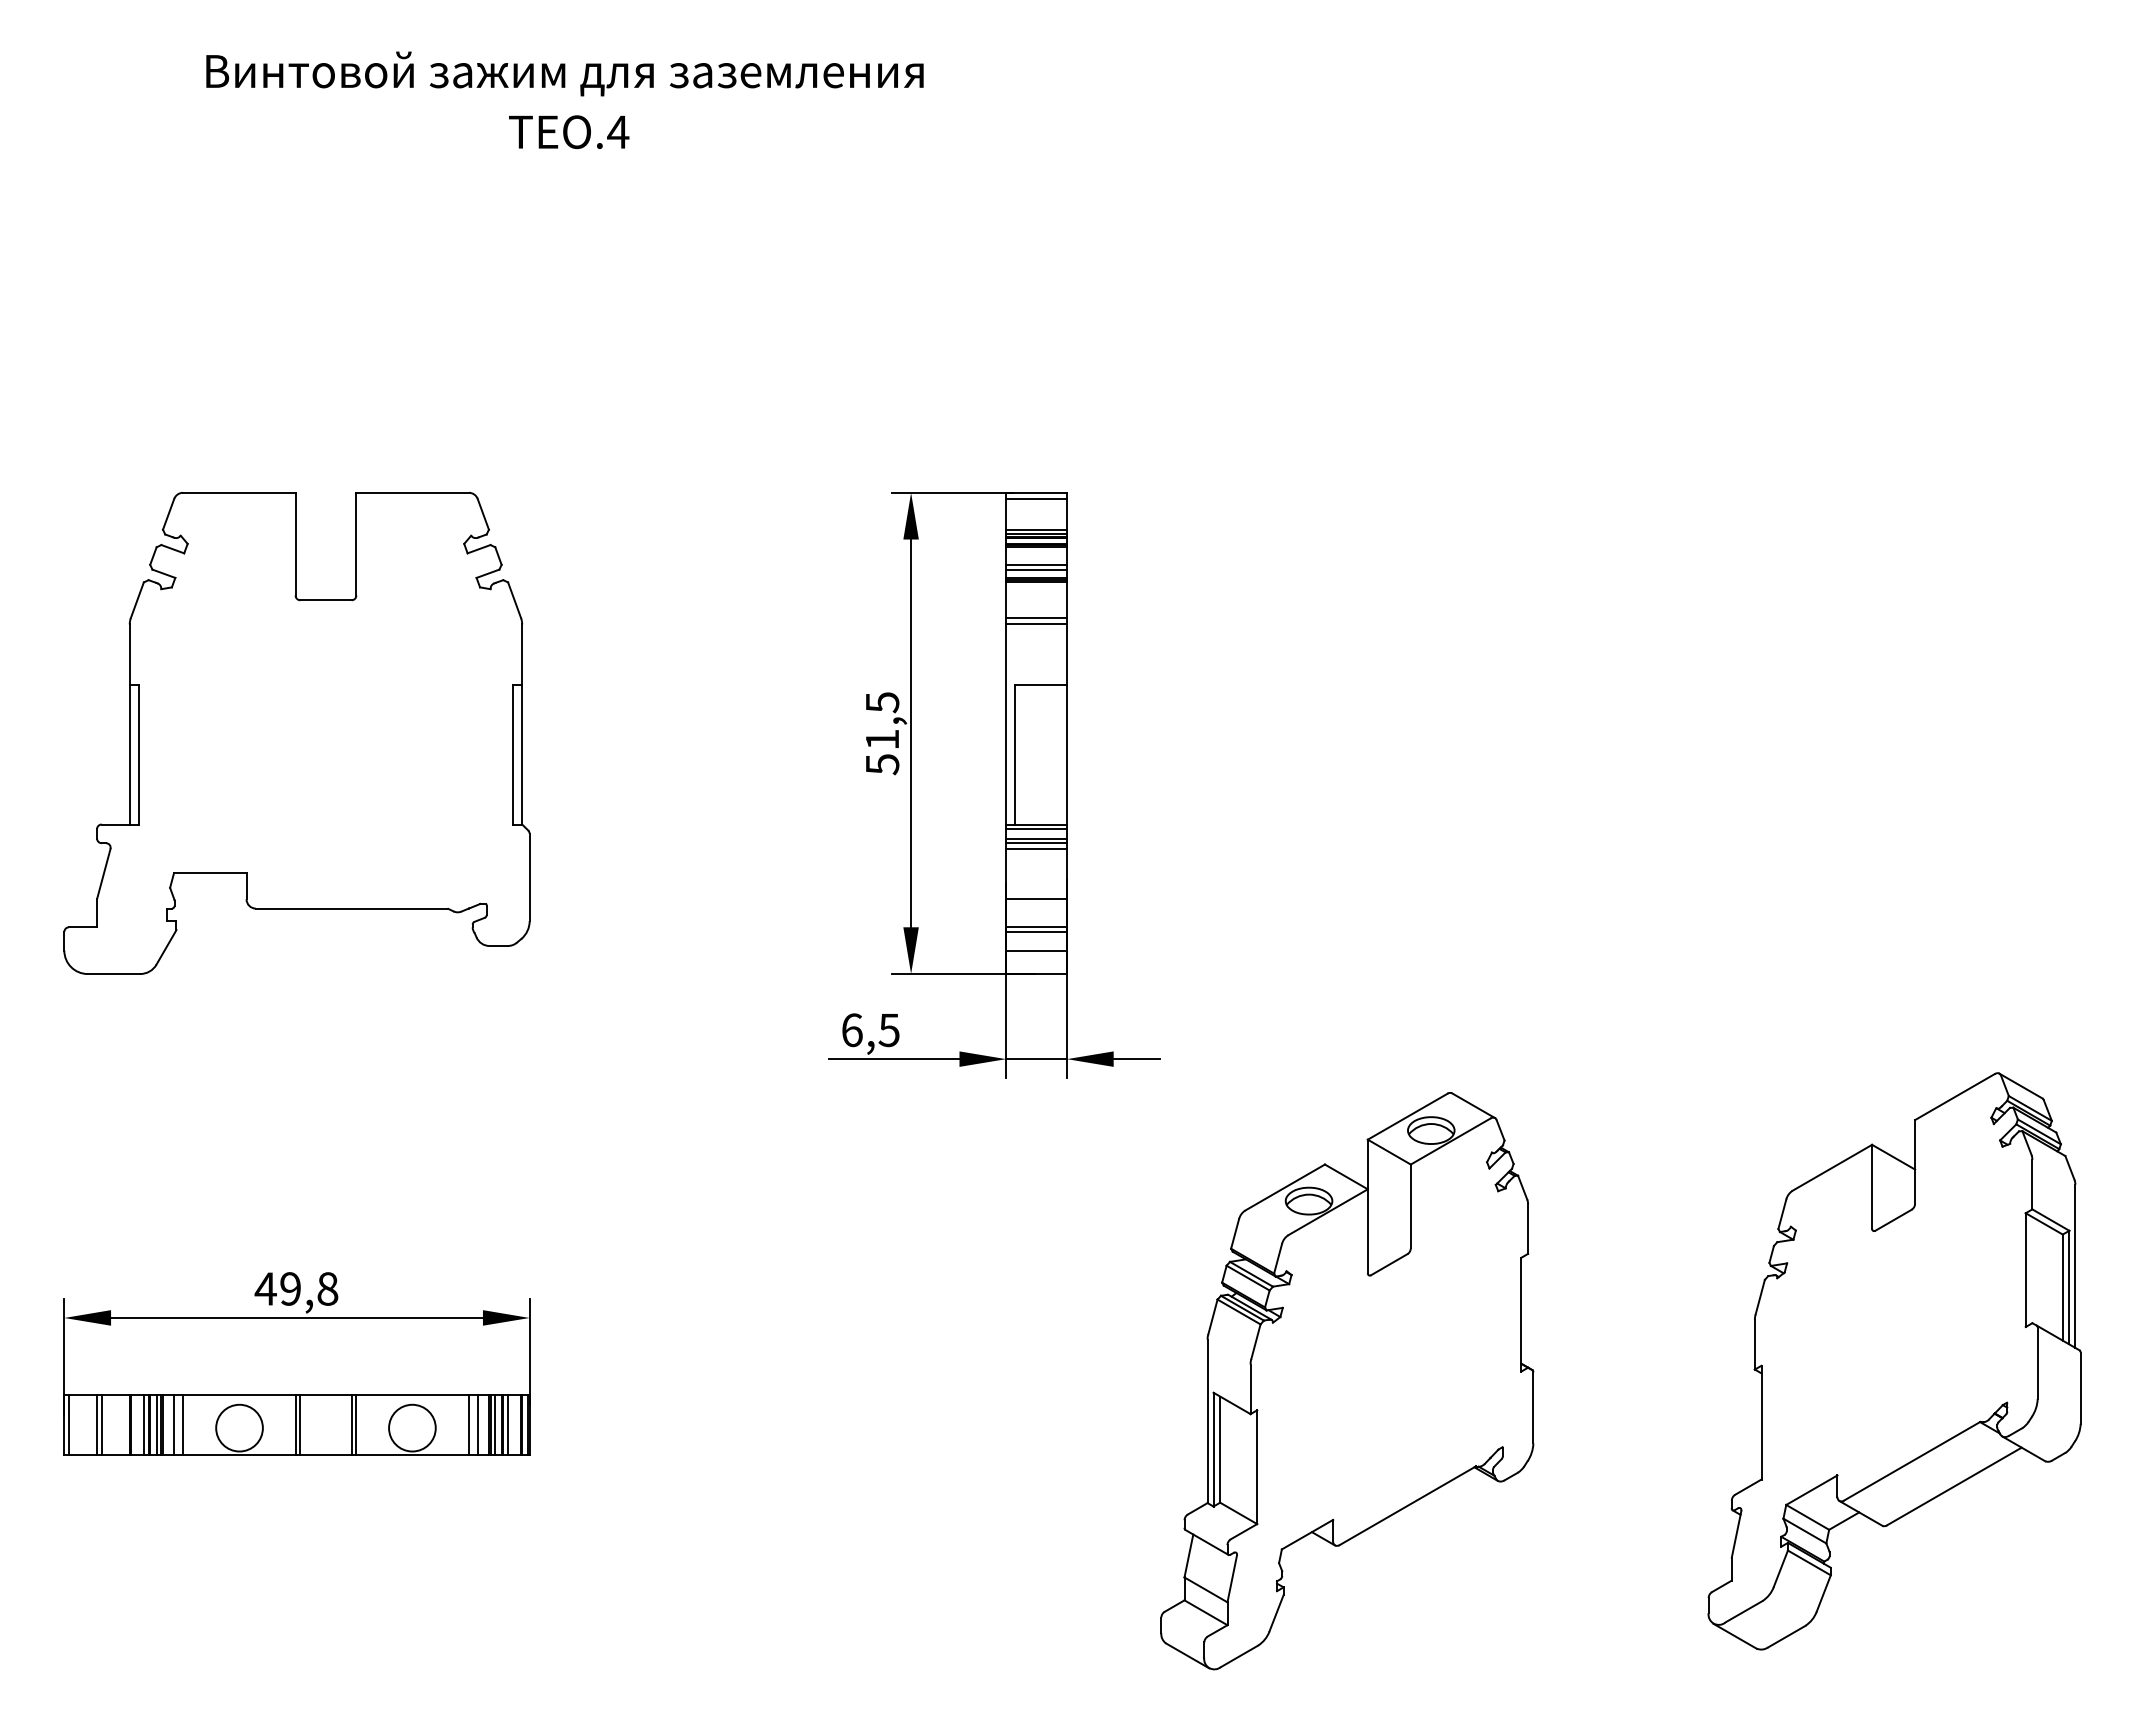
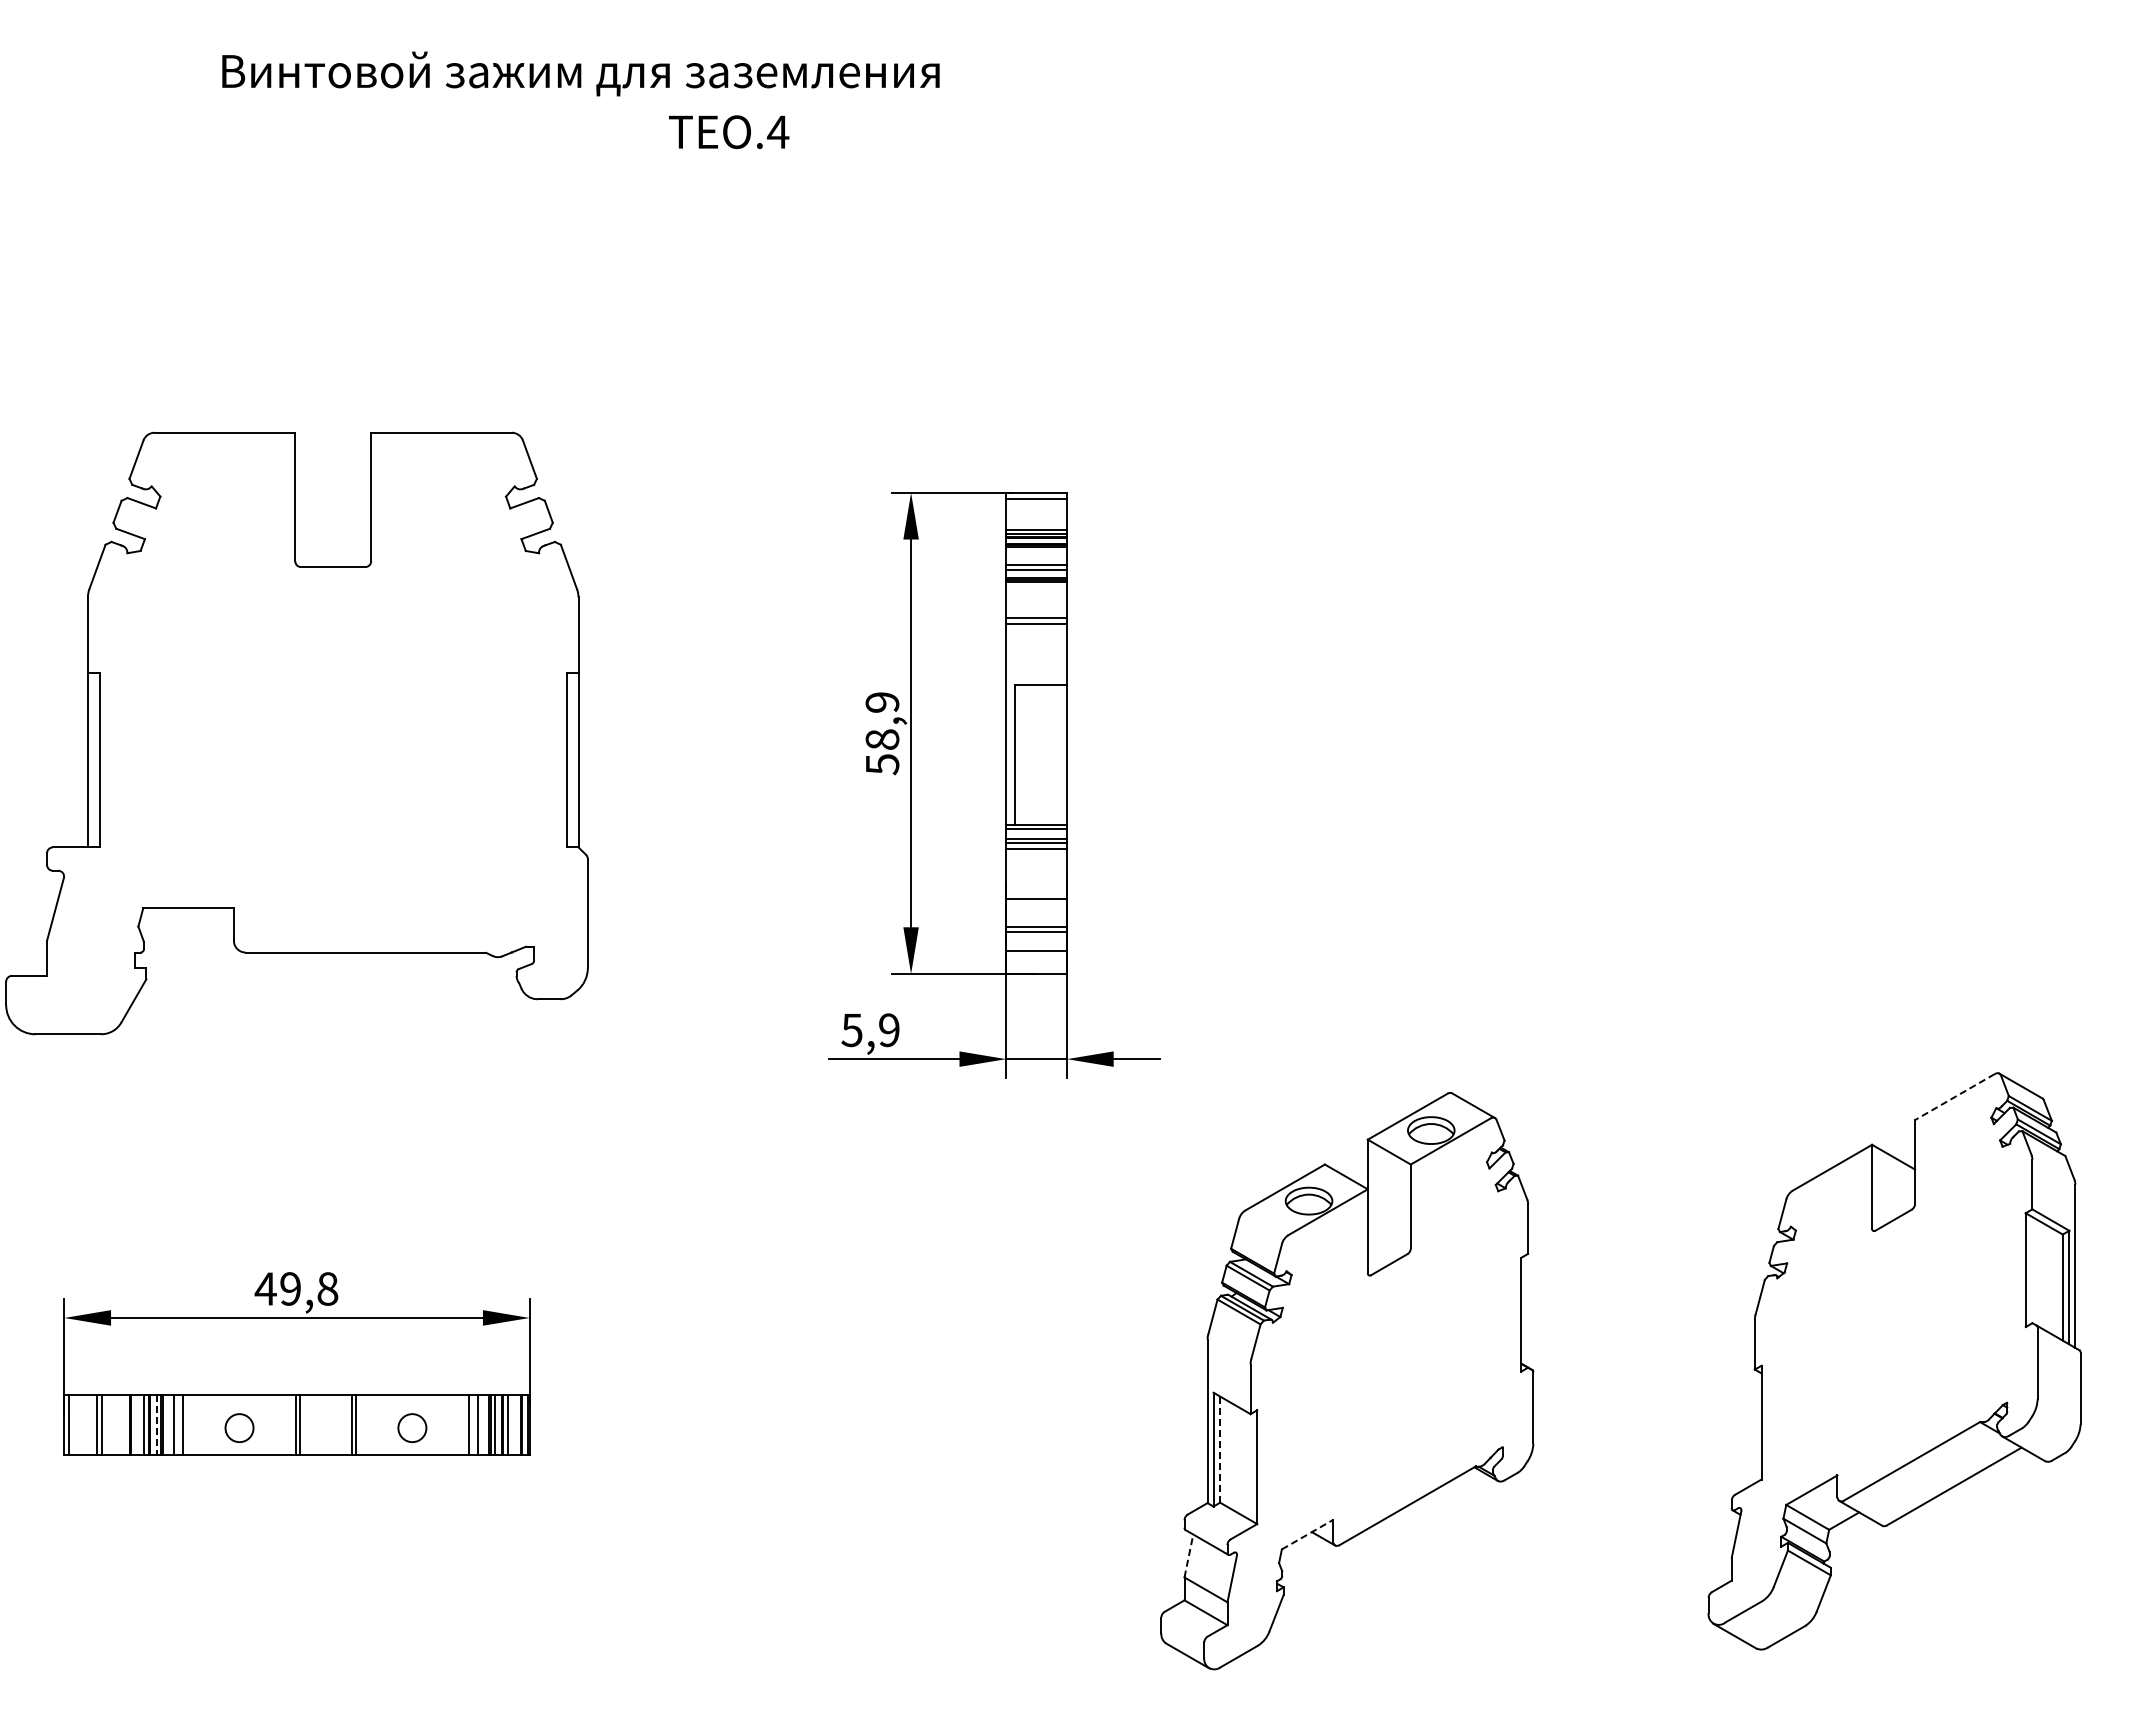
text position: (564, 73) -> (580, 73) (580, 73)
text position: (569, 132) -> (729, 132) (729, 132)
text: 51,5 -> 58,9 (882, 720)
part size: 468x484 px -> 584x605 px (296, 733)
text: 6,5 -> 5,9 (870, 1030)
line: solid -> dashed (1954, 1097)
line: solid -> dashed (156, 1425)
circle diameter: 47 px -> 28 px (239, 1428)
circle diameter: 47 px -> 28 px (412, 1428)
line: solid -> dashed (1220, 1449)
line: solid -> dashed (1307, 1534)
line: solid -> dashed (1188, 1556)
